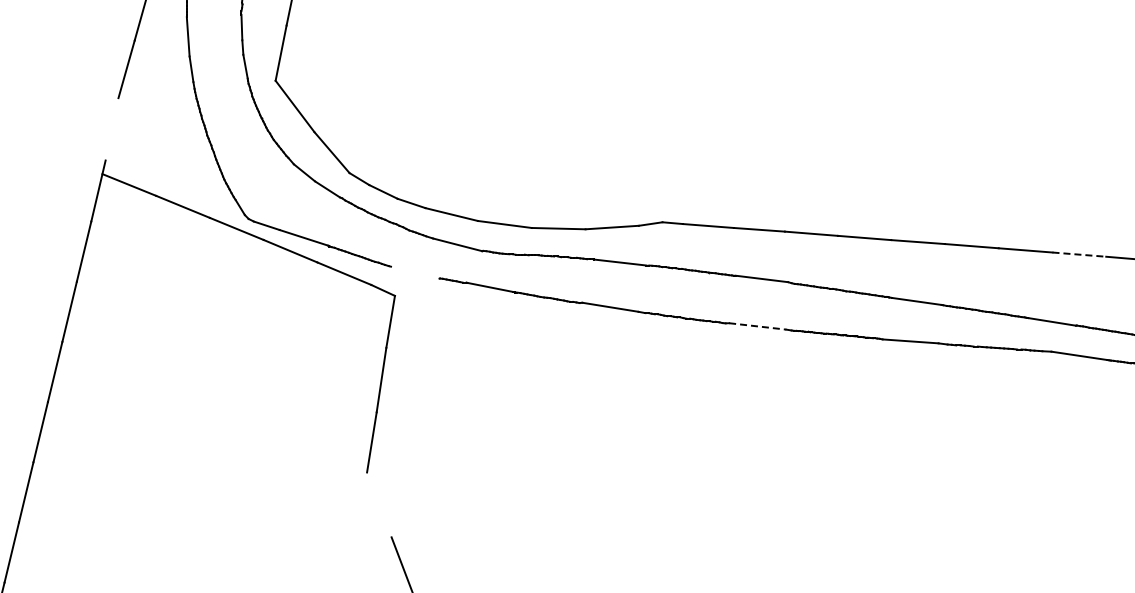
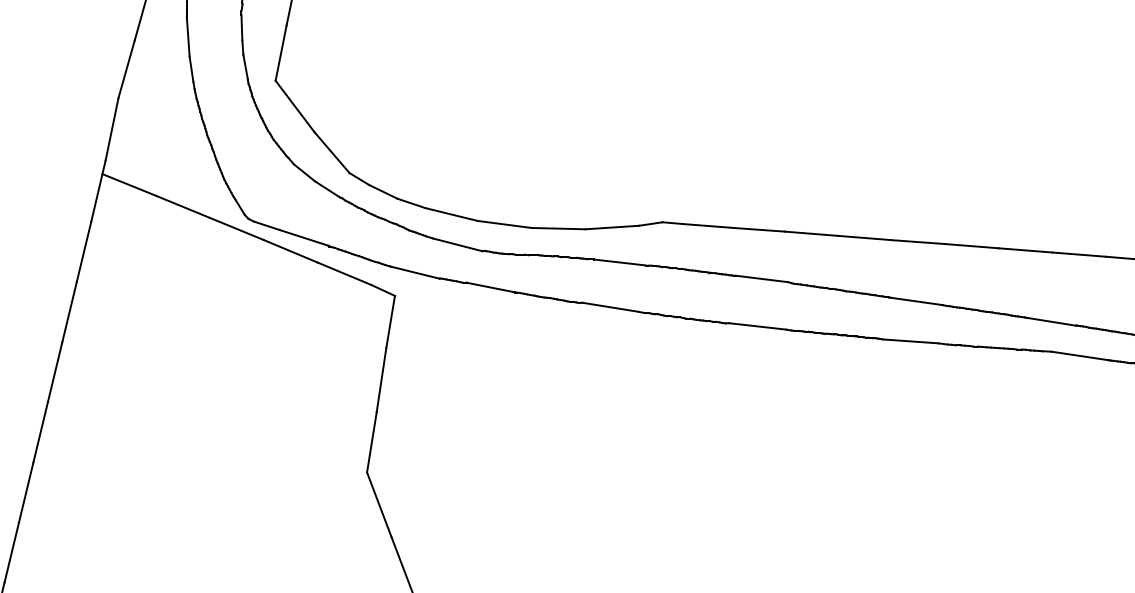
line: none -> present (111, 129)
line: dashed -> solid (1079, 254)
line: none -> present (415, 272)
line: dashed -> solid (757, 326)
line: none -> present (379, 504)
